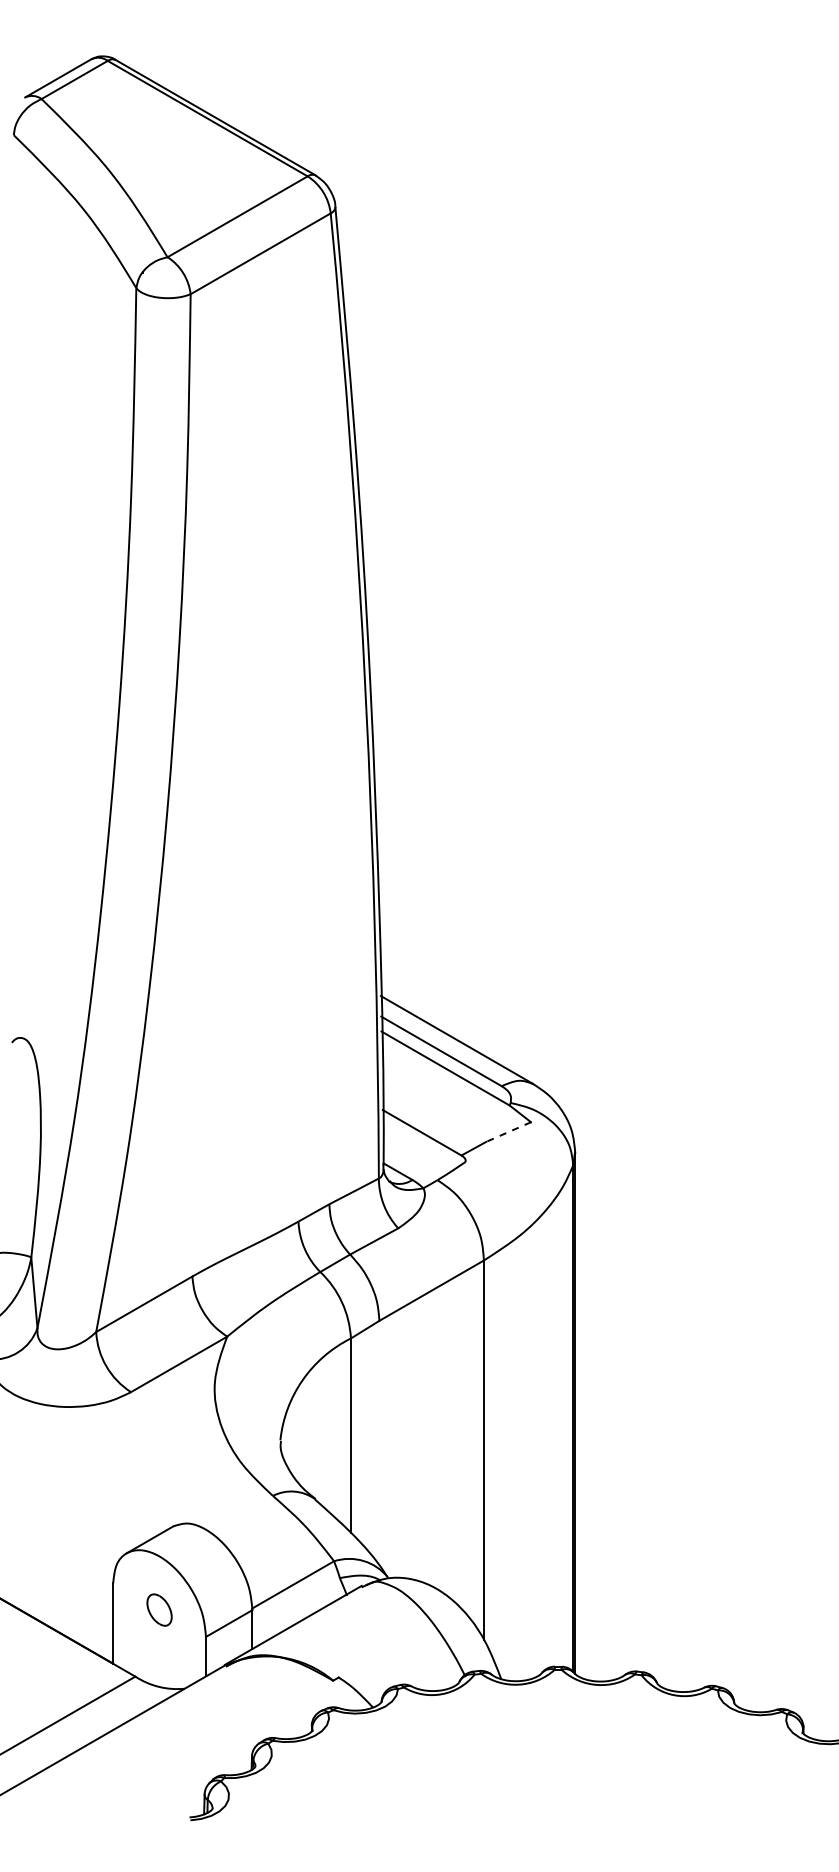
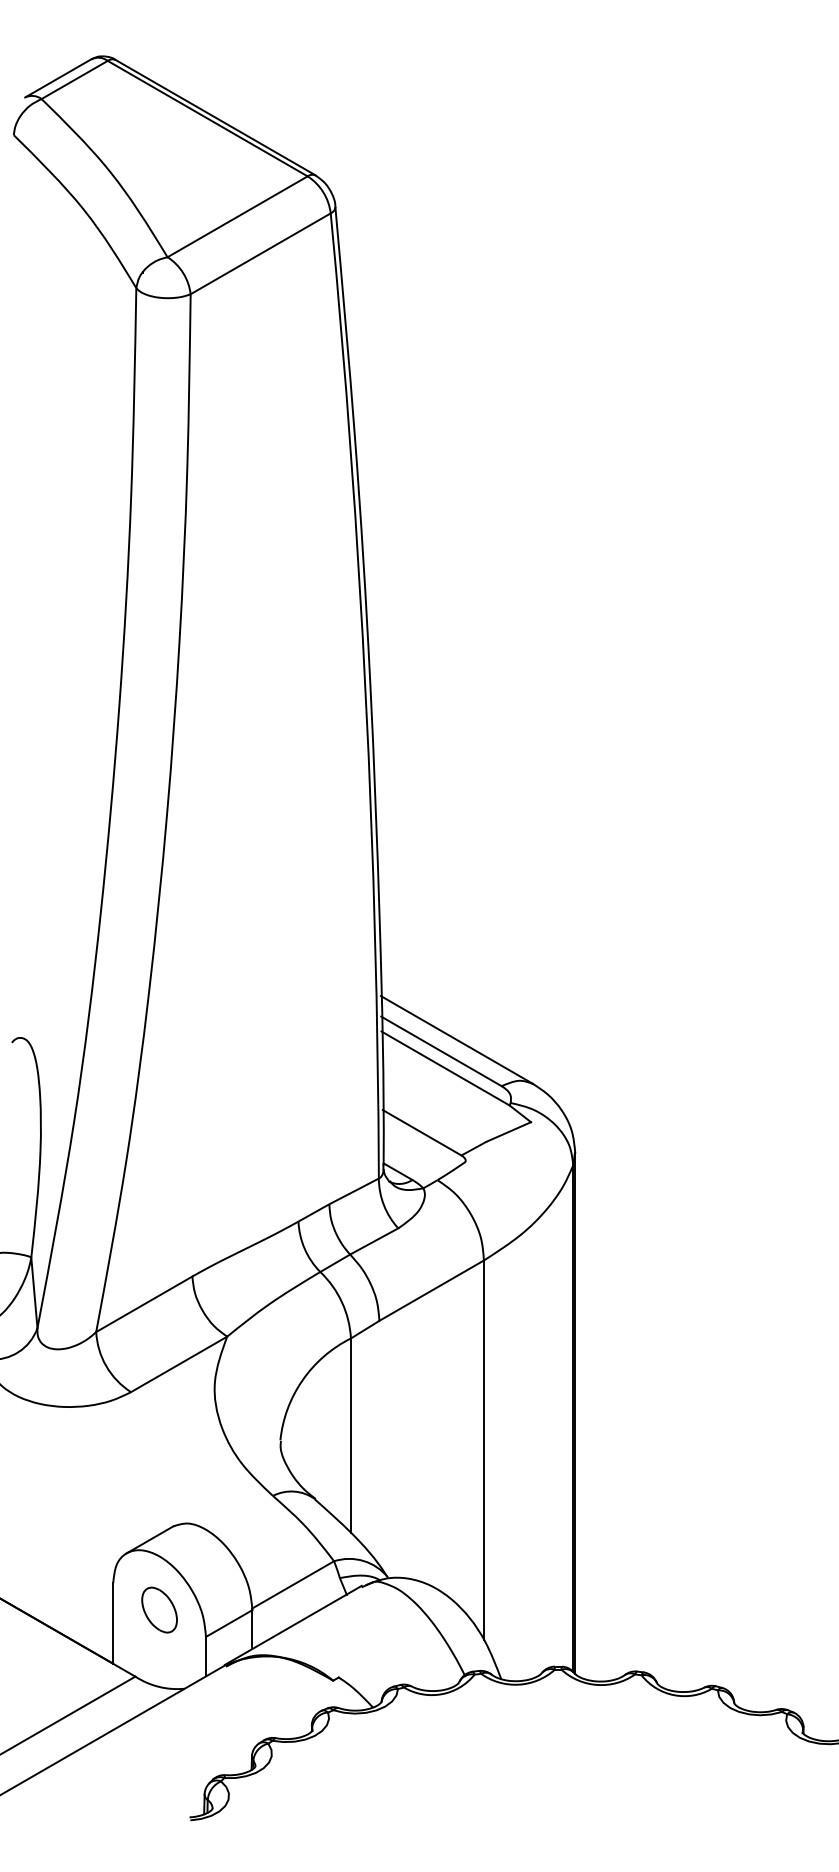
line: dashed -> solid (508, 1132)
part size: 27x34 px -> 37x48 px (159, 1609)
